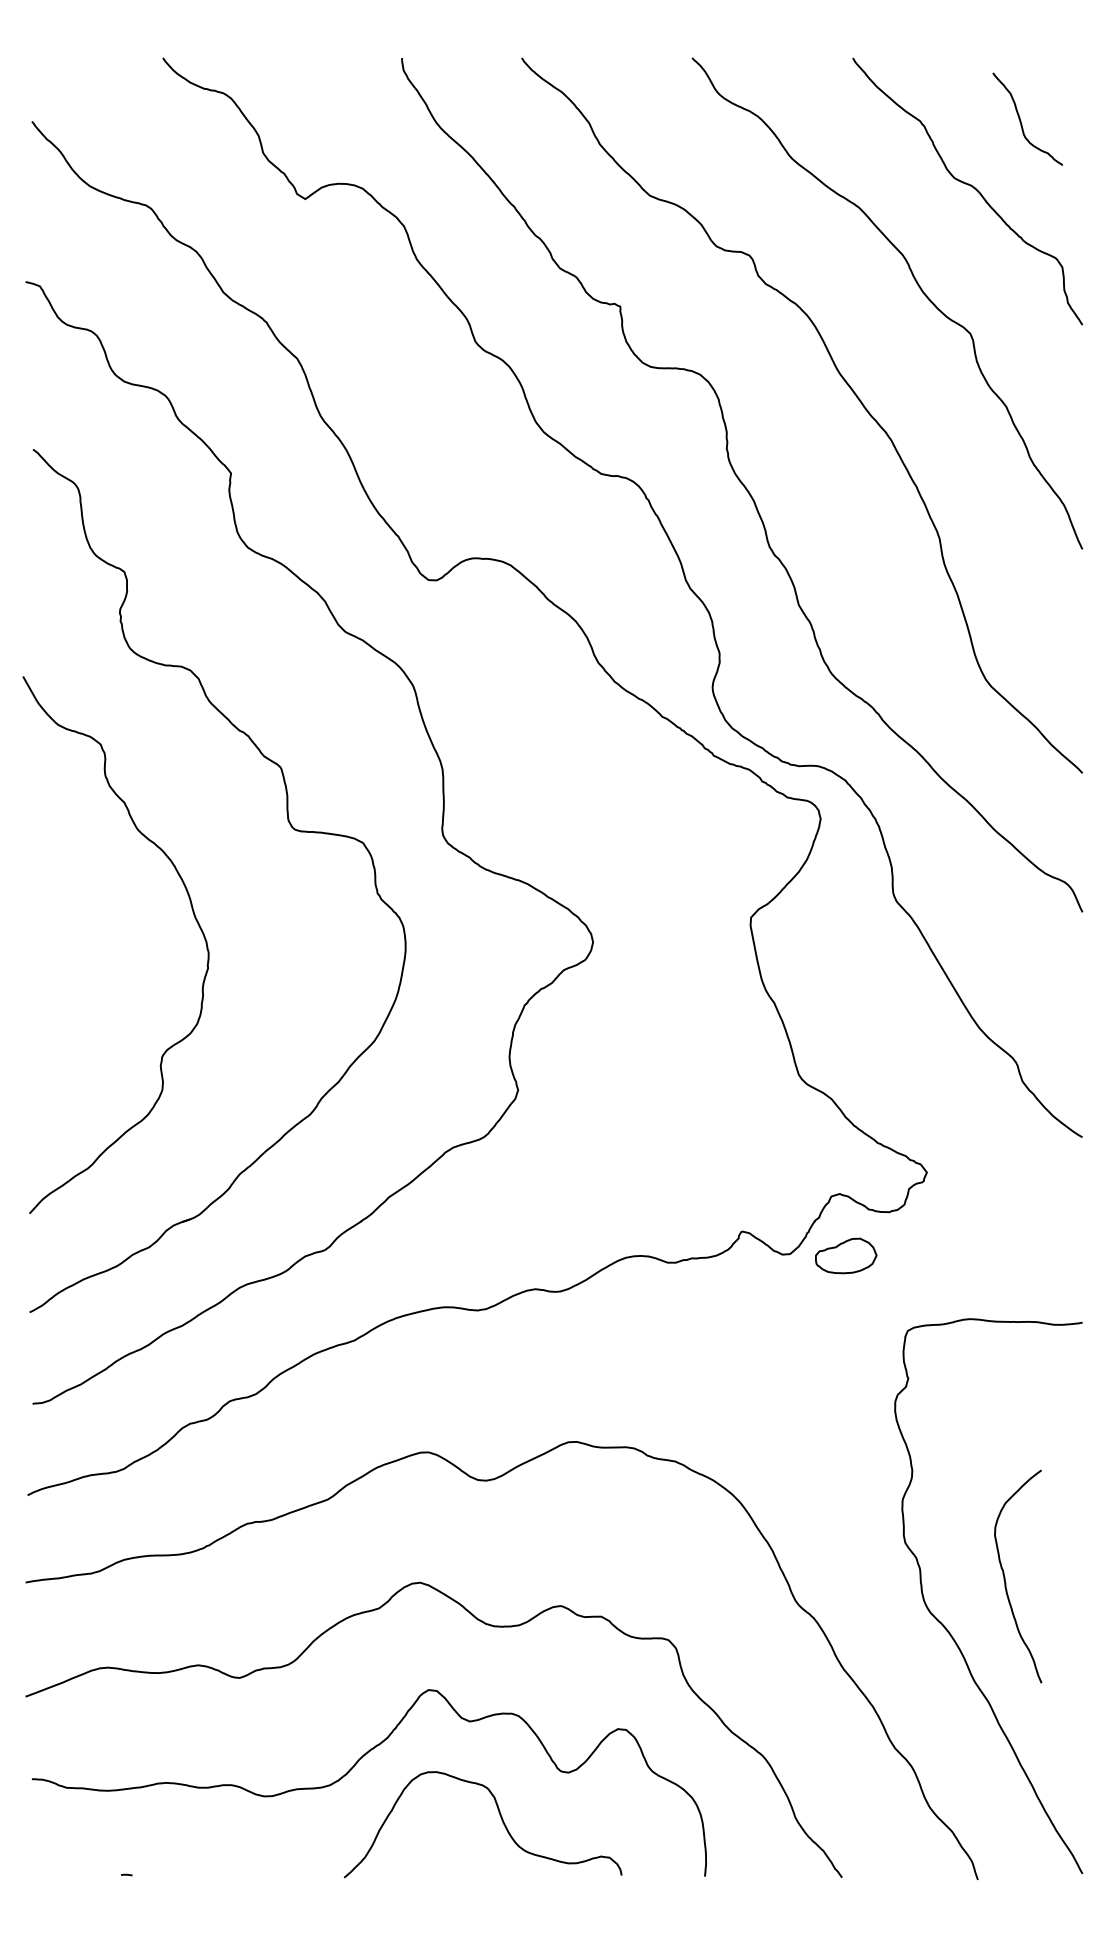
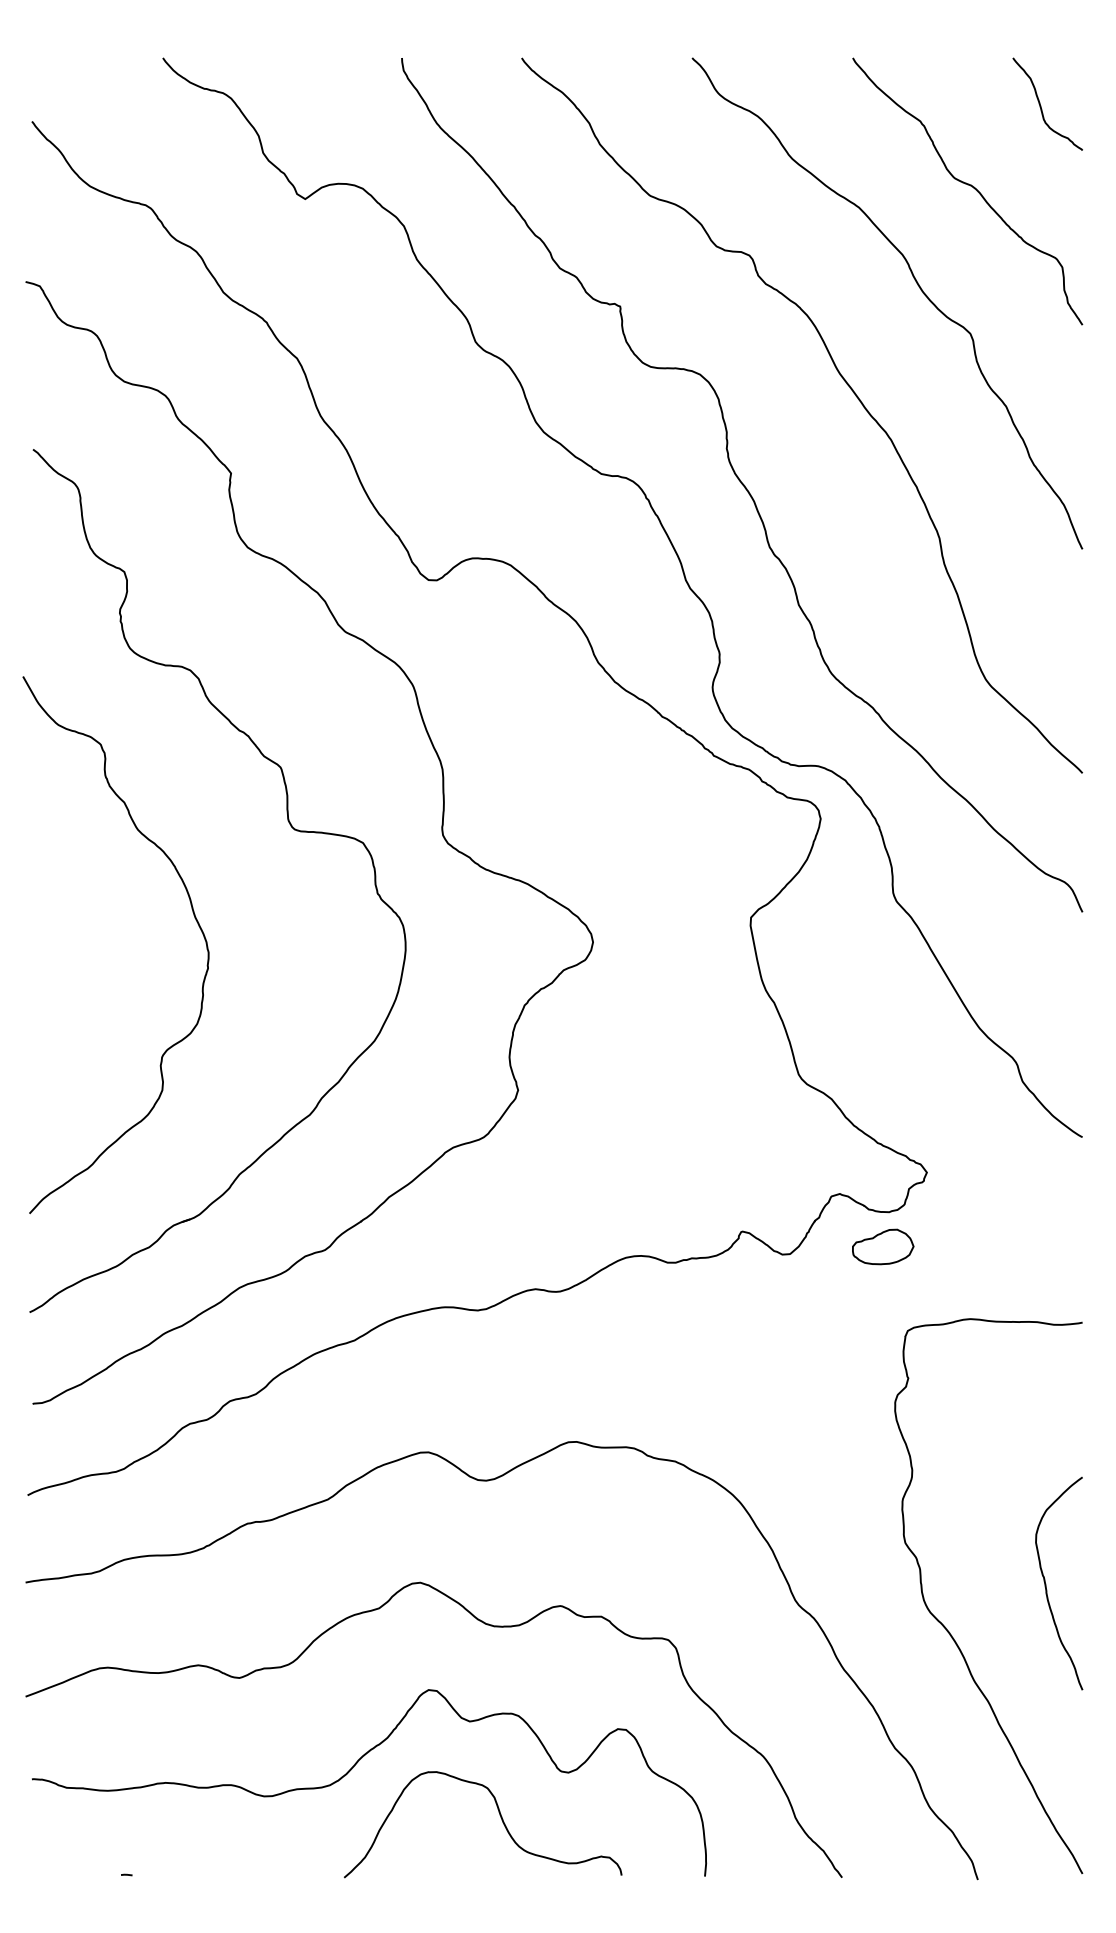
curve position: (1021, 120) -> (1041, 105) (1041, 105)
part position: (846, 1255) -> (883, 1246) (883, 1246)
curve position: (1005, 1576) -> (1046, 1583) (1046, 1583)
